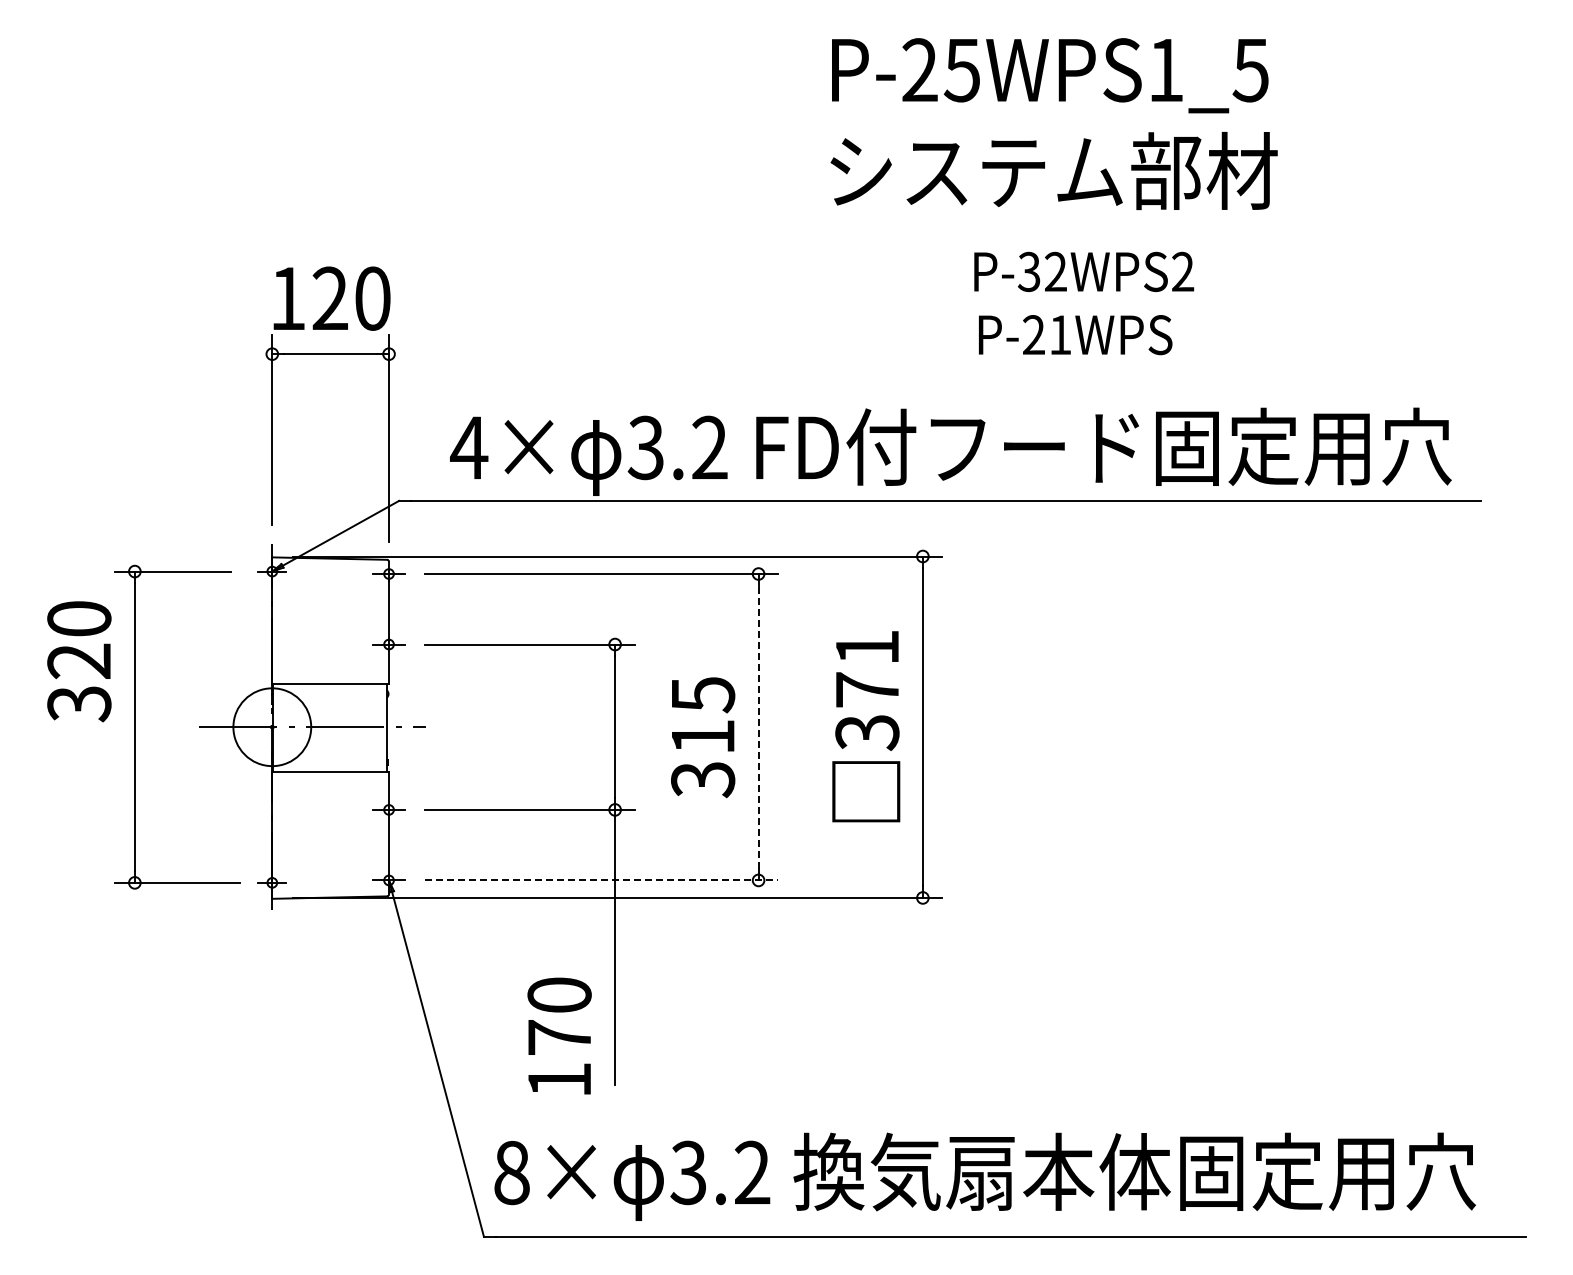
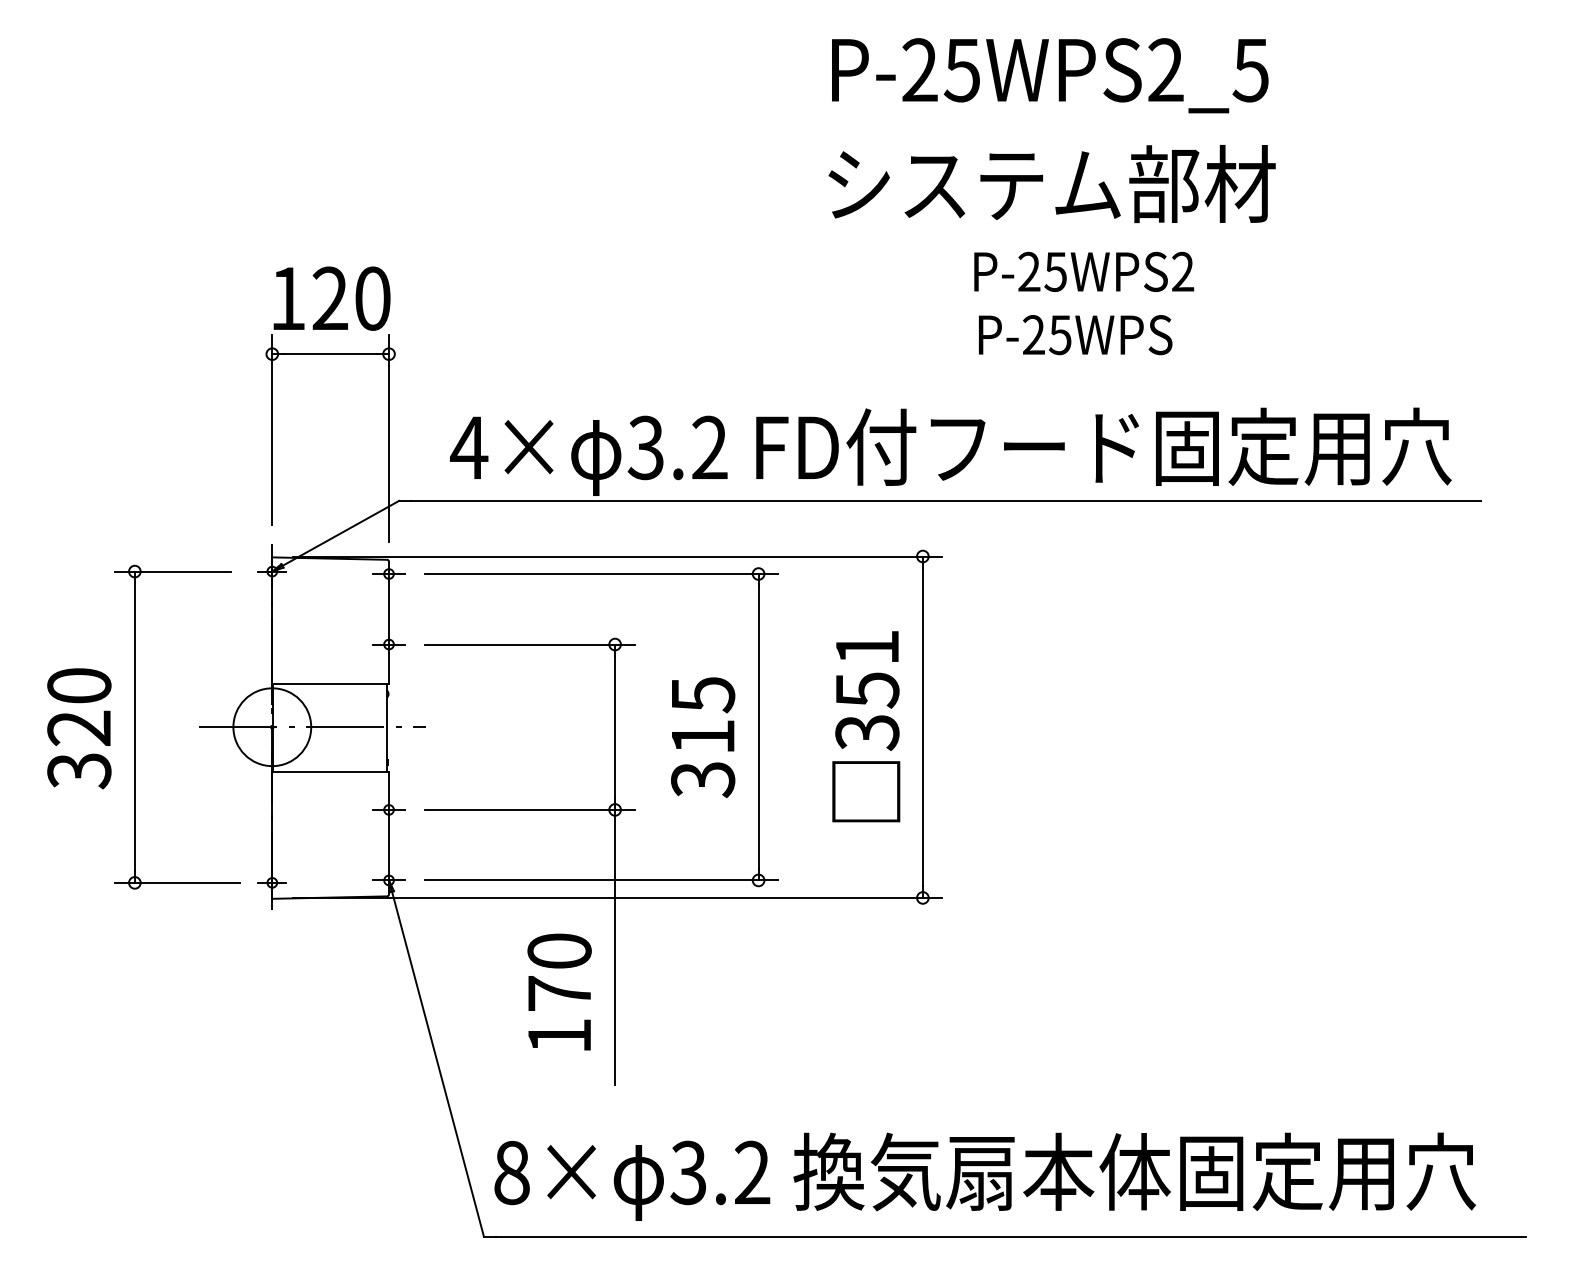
text: P-25WPS1_5 -> P-25WPS2_5 (1165, 69)
text position: (1053, 171) -> (1051, 184) (1051, 184)
text: P-32WPS2 -> P-25WPS2 (1041, 271)
text: P-21WPS -> P-25WPS (1060, 335)
text position: (79, 661) -> (79, 728) (79, 728)
text: 371 -> 351 (867, 690)
line: dashed -> solid (758, 727)
line: dashed -> solid (601, 880)
text position: (559, 1035) -> (559, 991) (559, 991)
